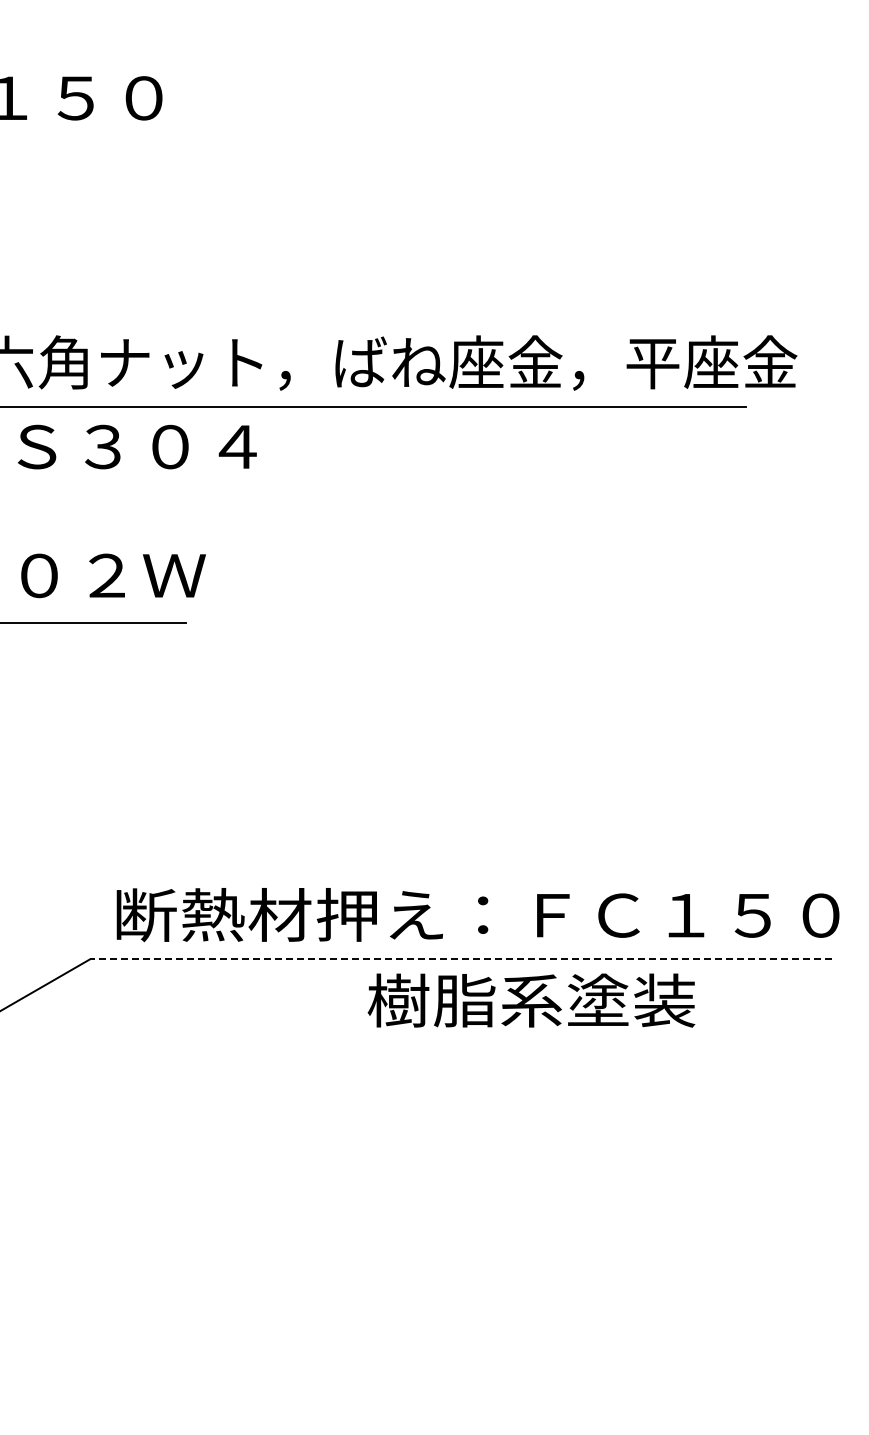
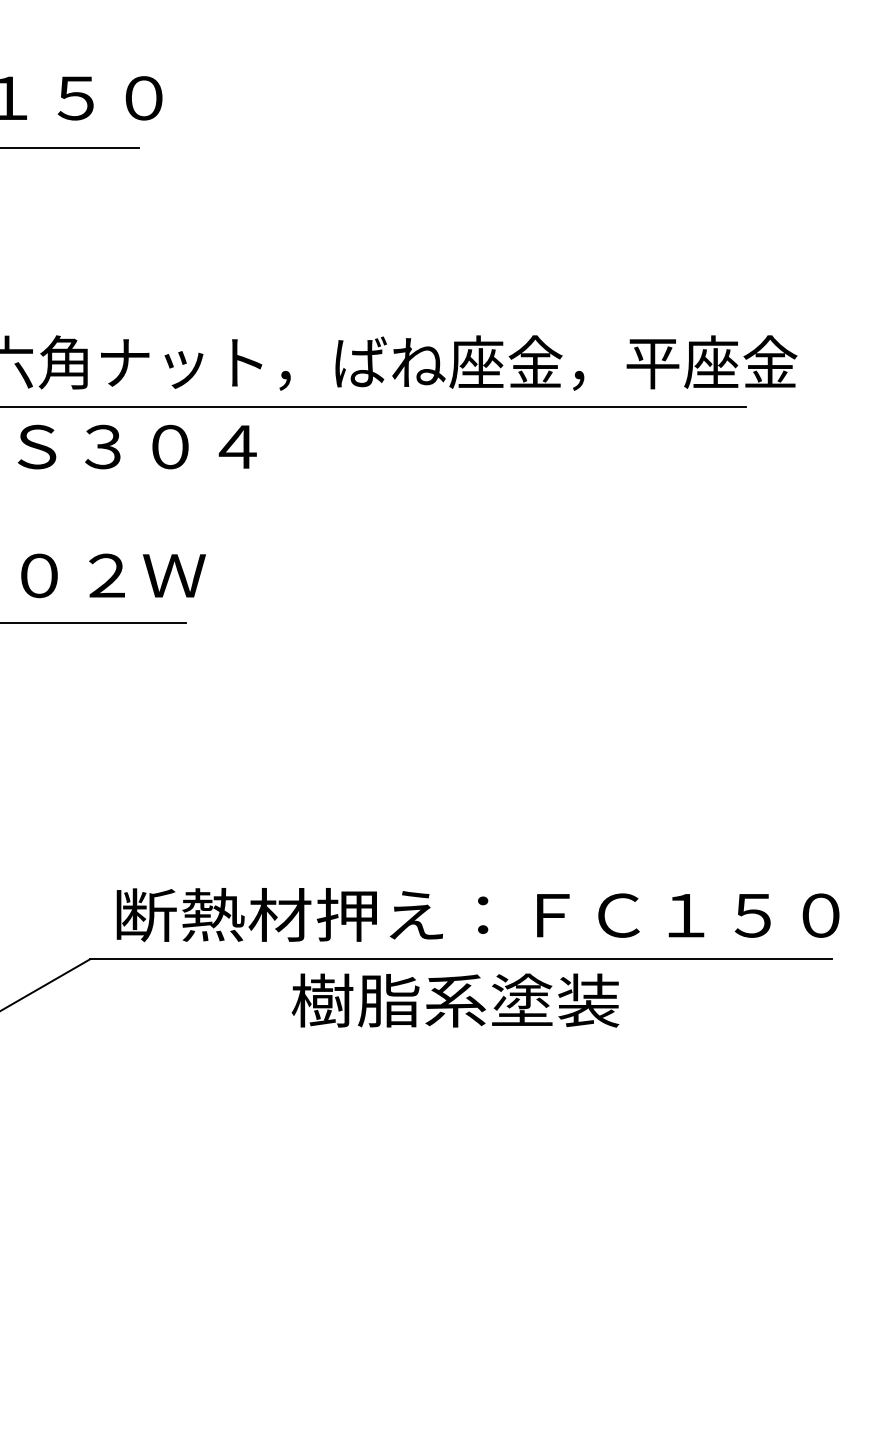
line: none -> present (70, 148)
line: dashed -> solid (460, 959)
text position: (531, 1000) -> (455, 1000) (455, 1000)
